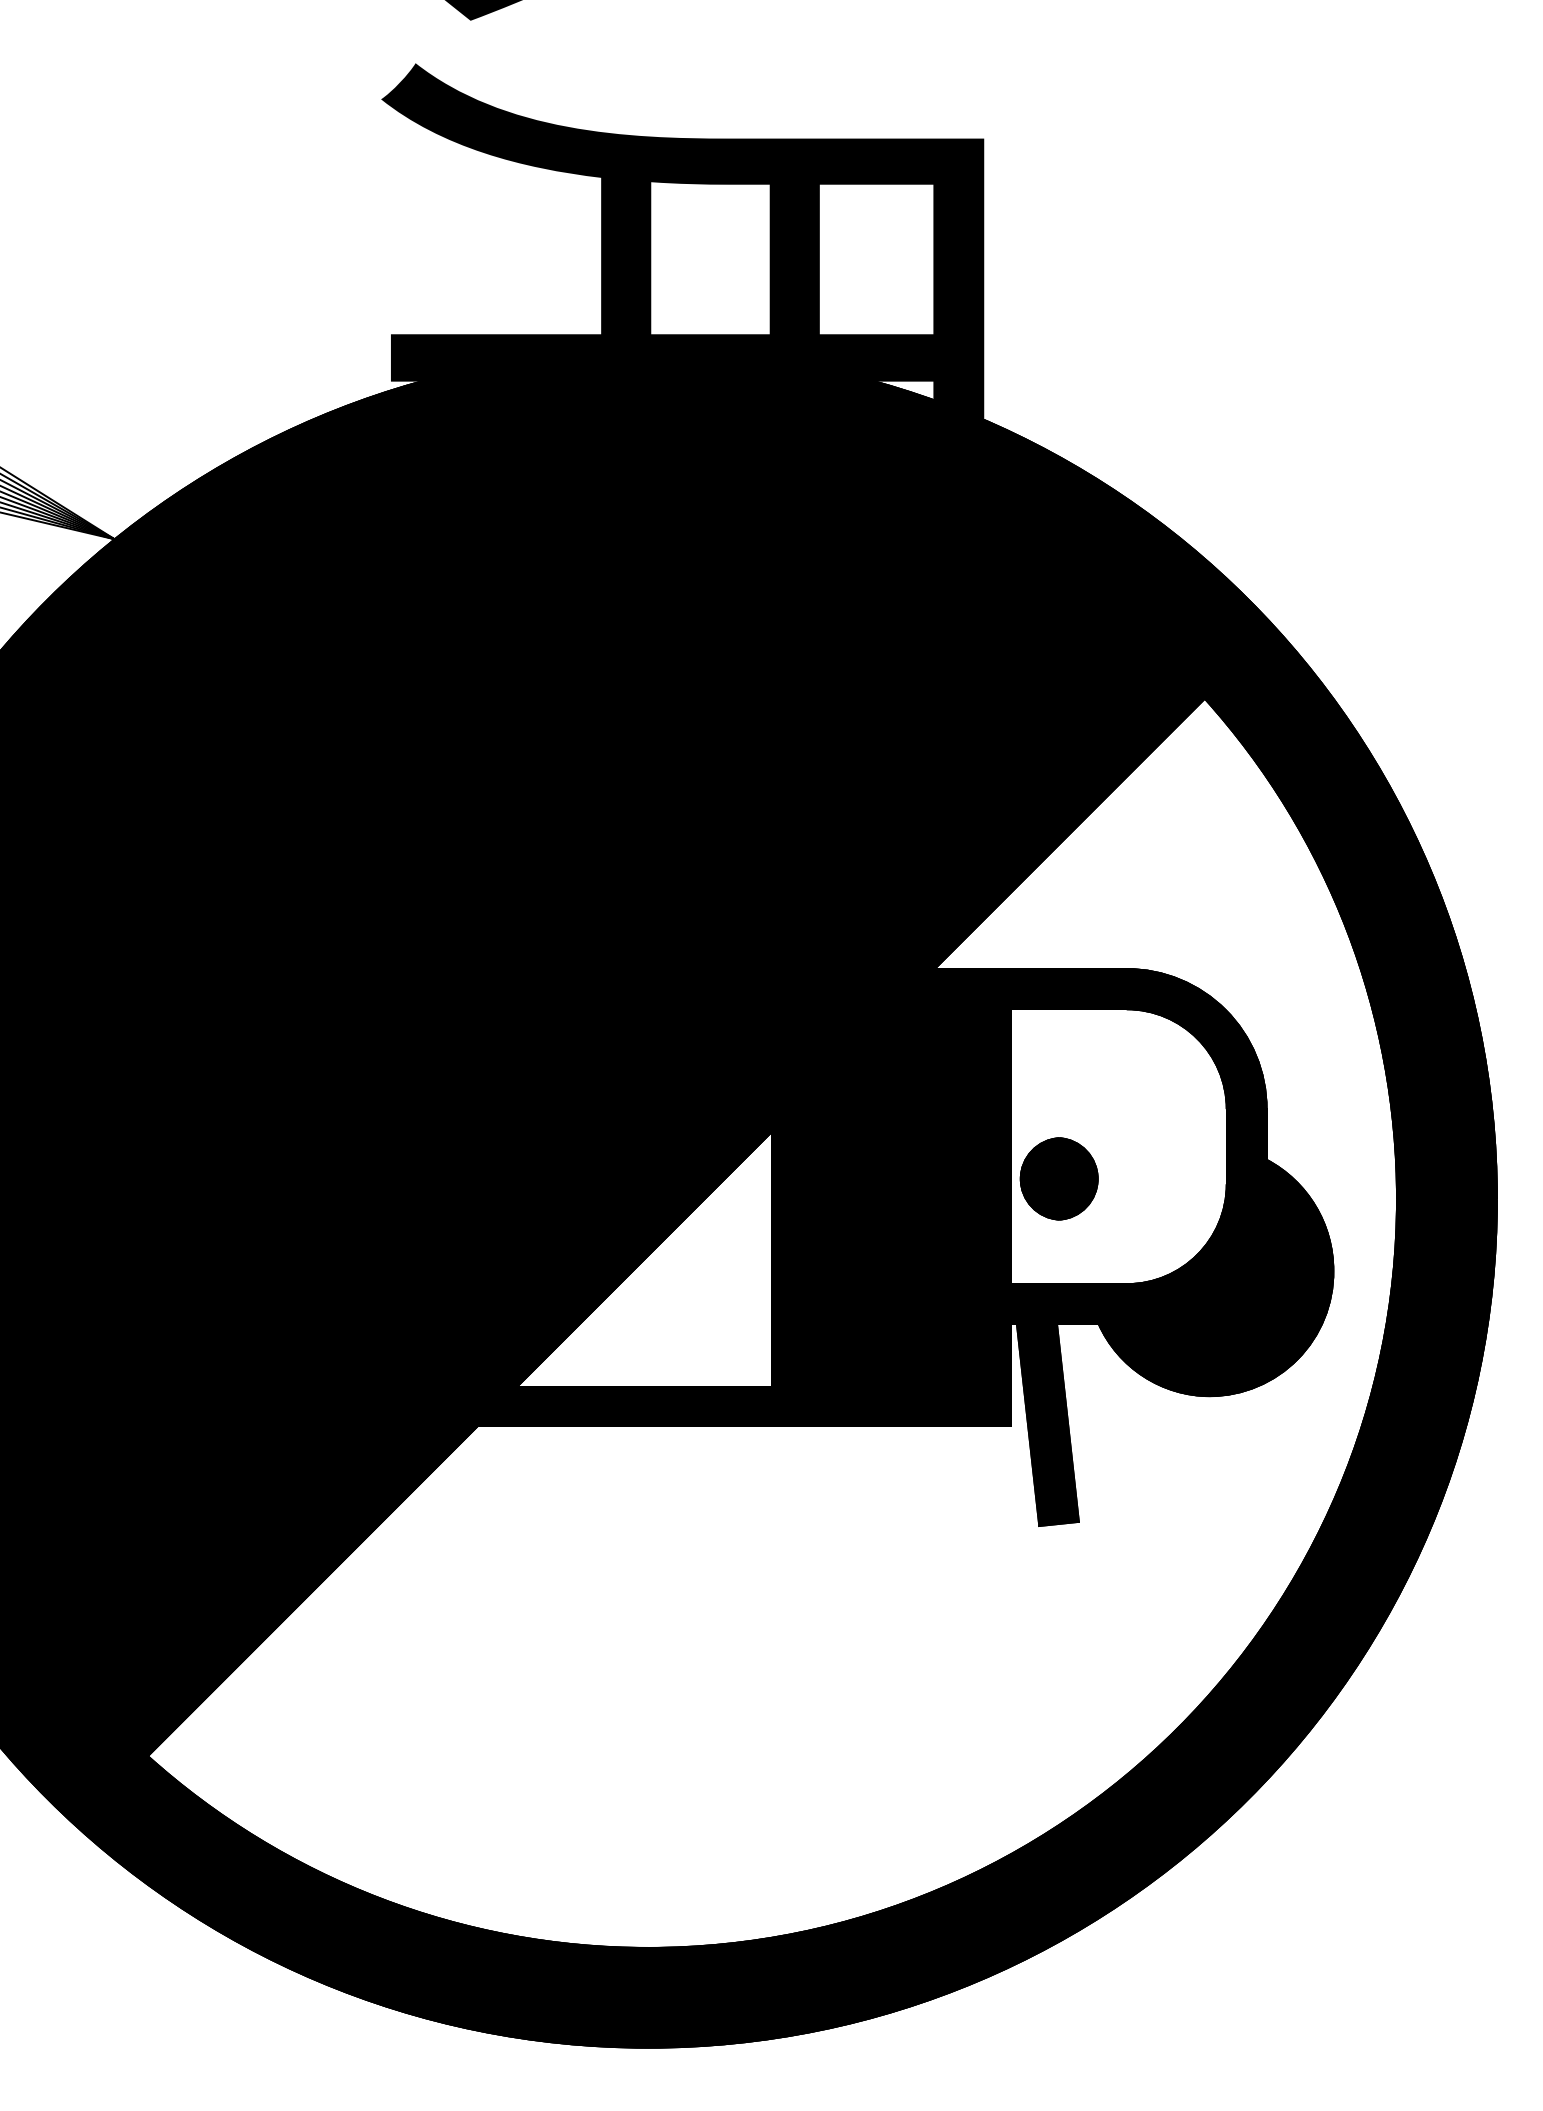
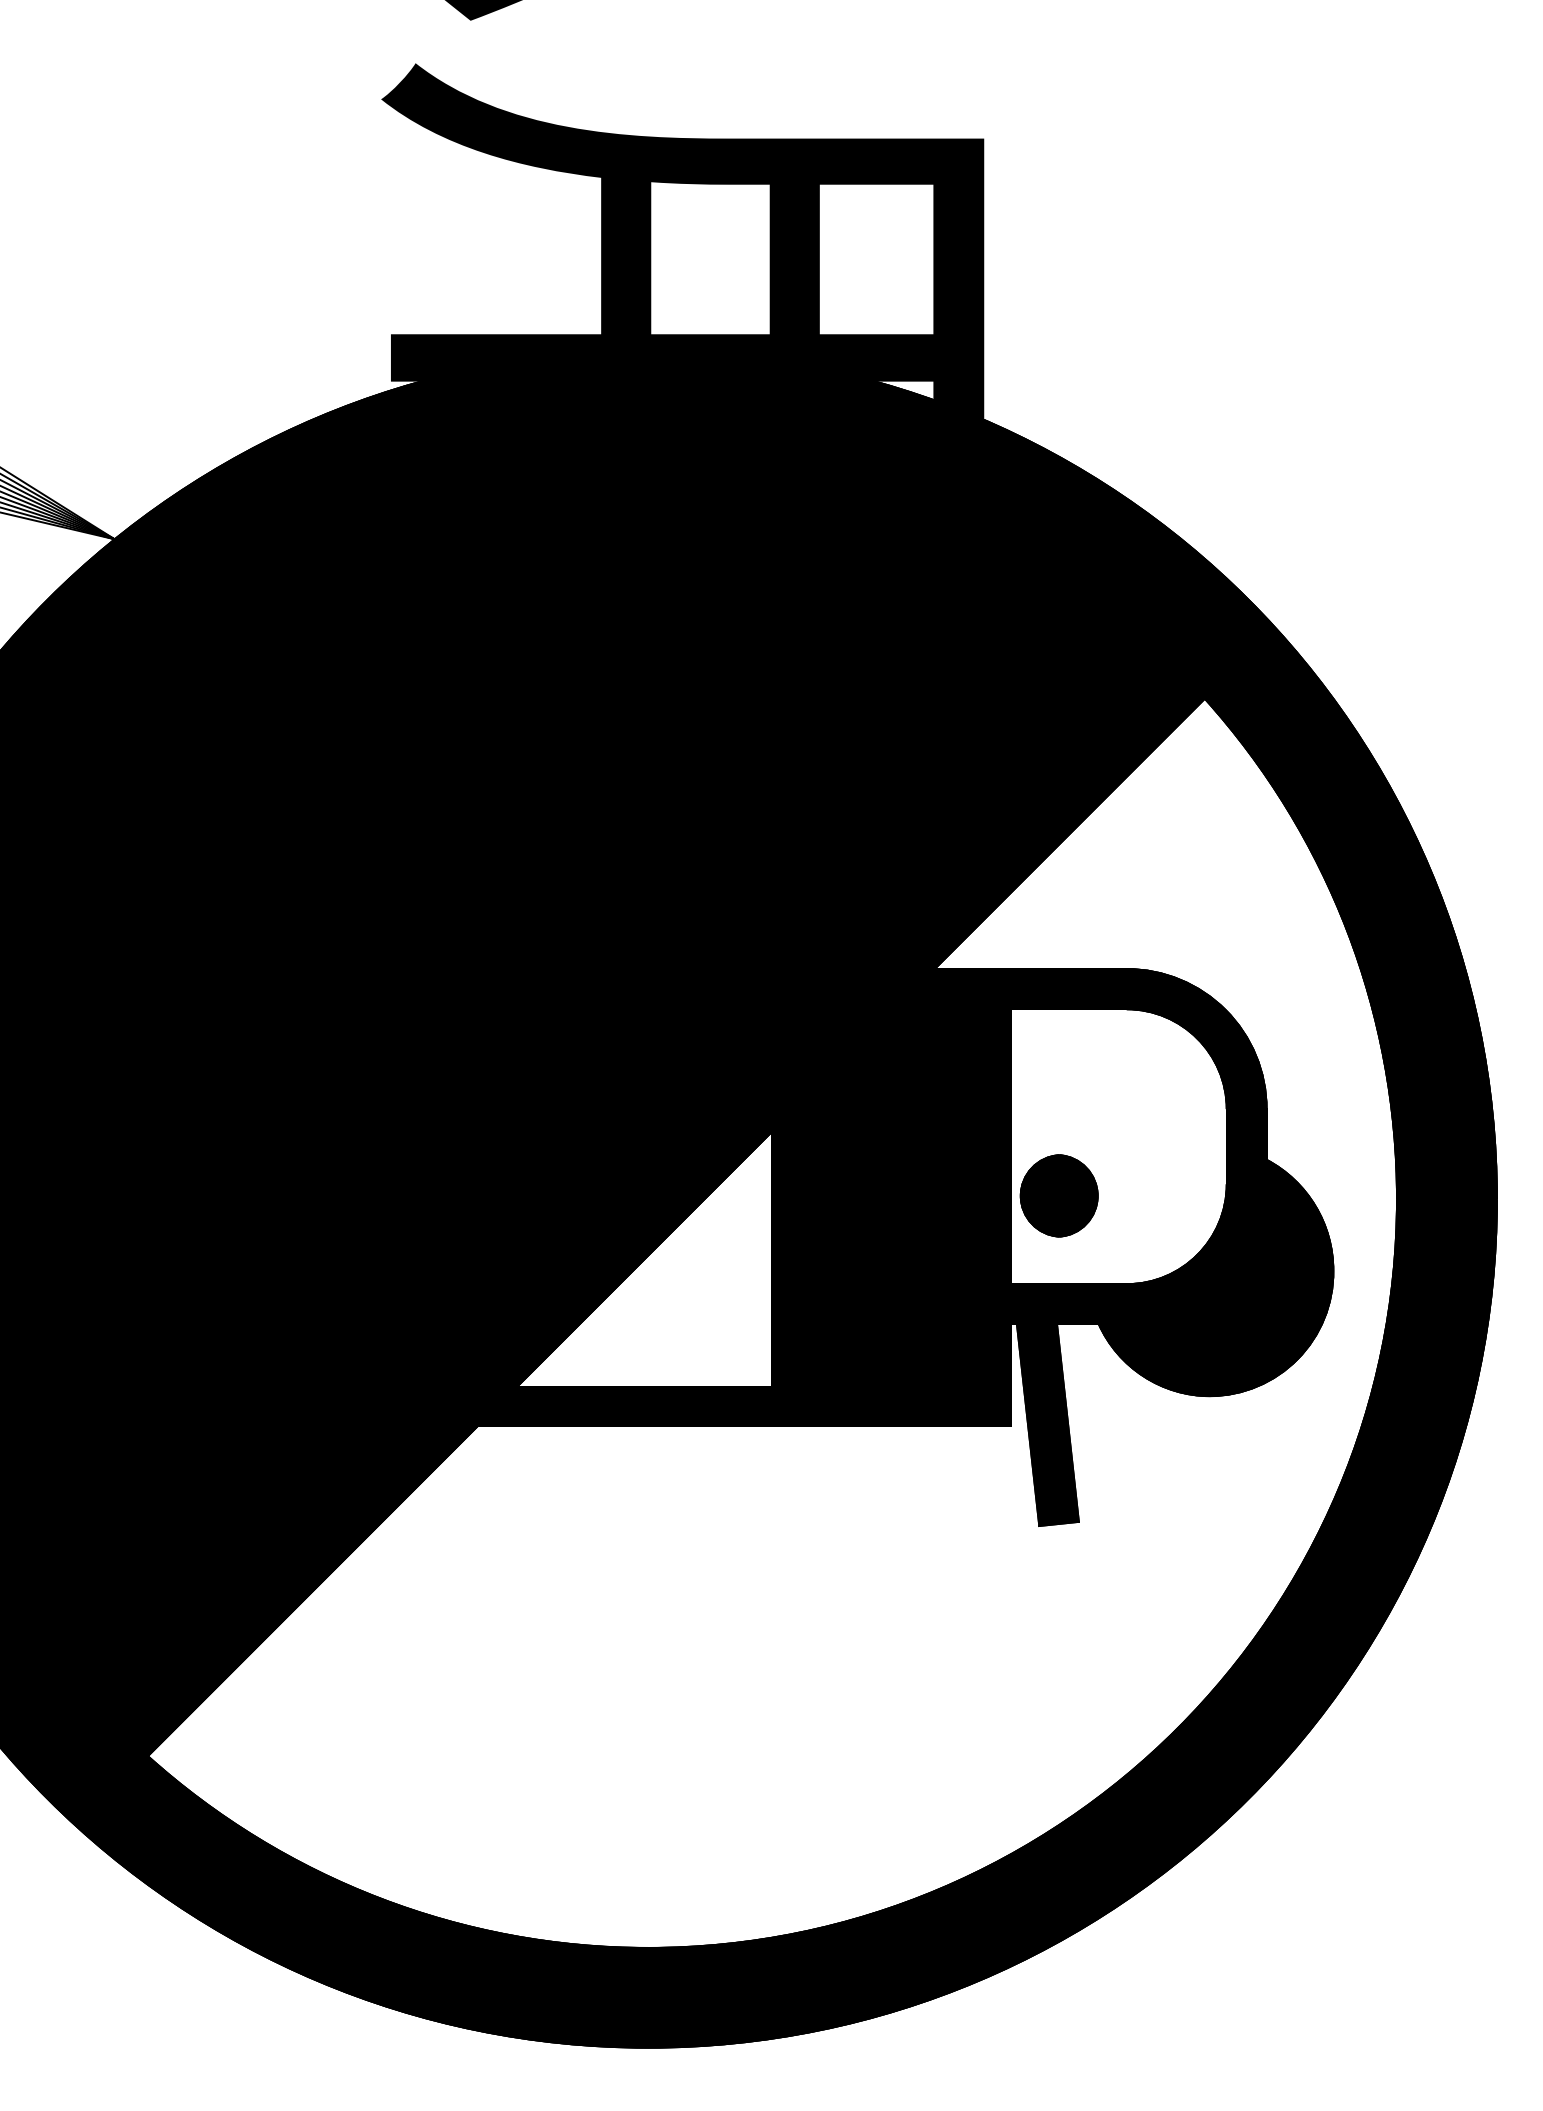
part position: (1058, 1178) -> (1058, 1195) (1058, 1195)
